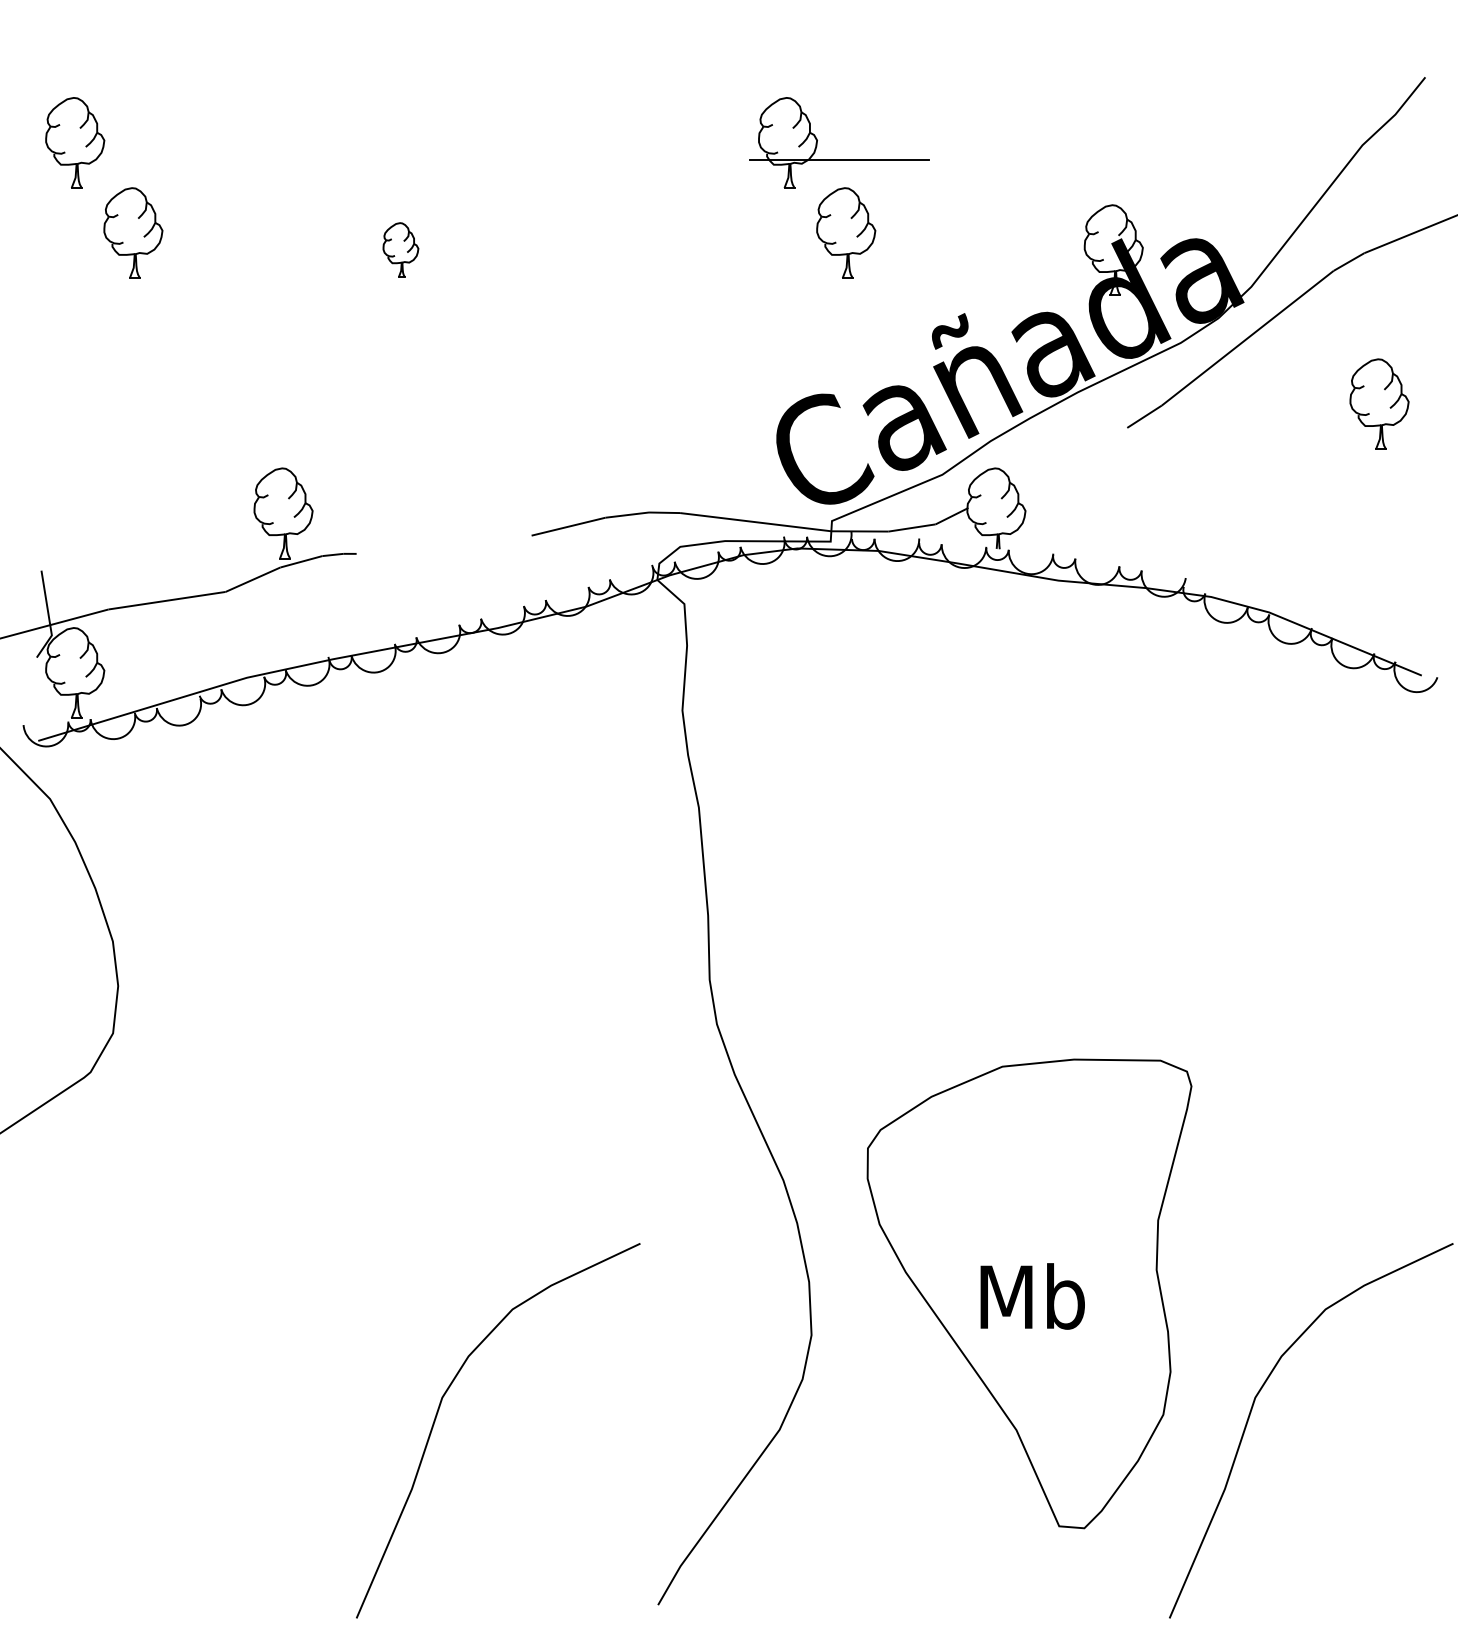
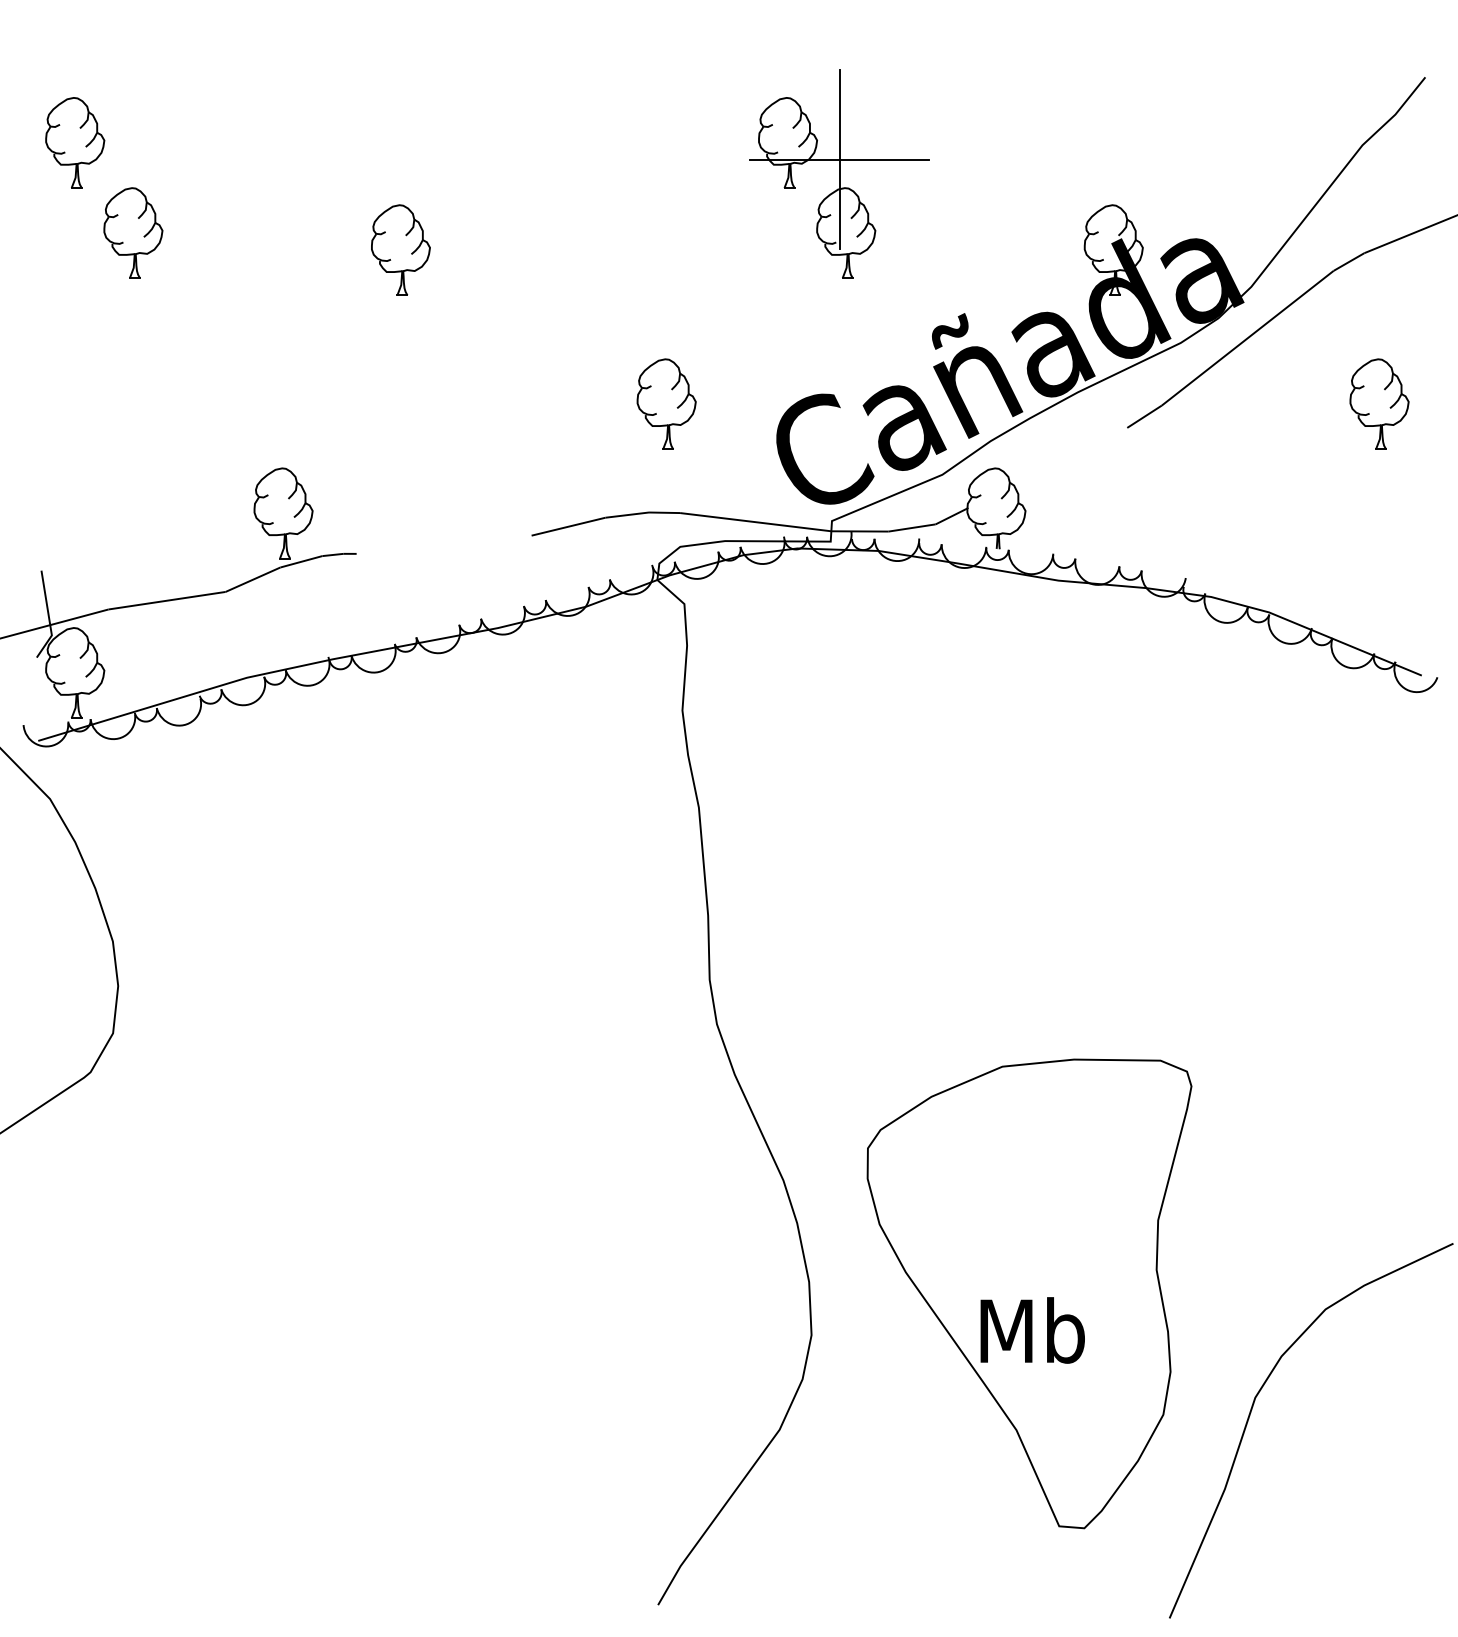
line: none -> present (839, 159)
part size: 38x56 px -> 60x92 px (400, 249)
part: none -> present (666, 403)
text position: (1032, 1296) -> (1032, 1330) (1032, 1330)
curve: present -> none (439, 1409)
